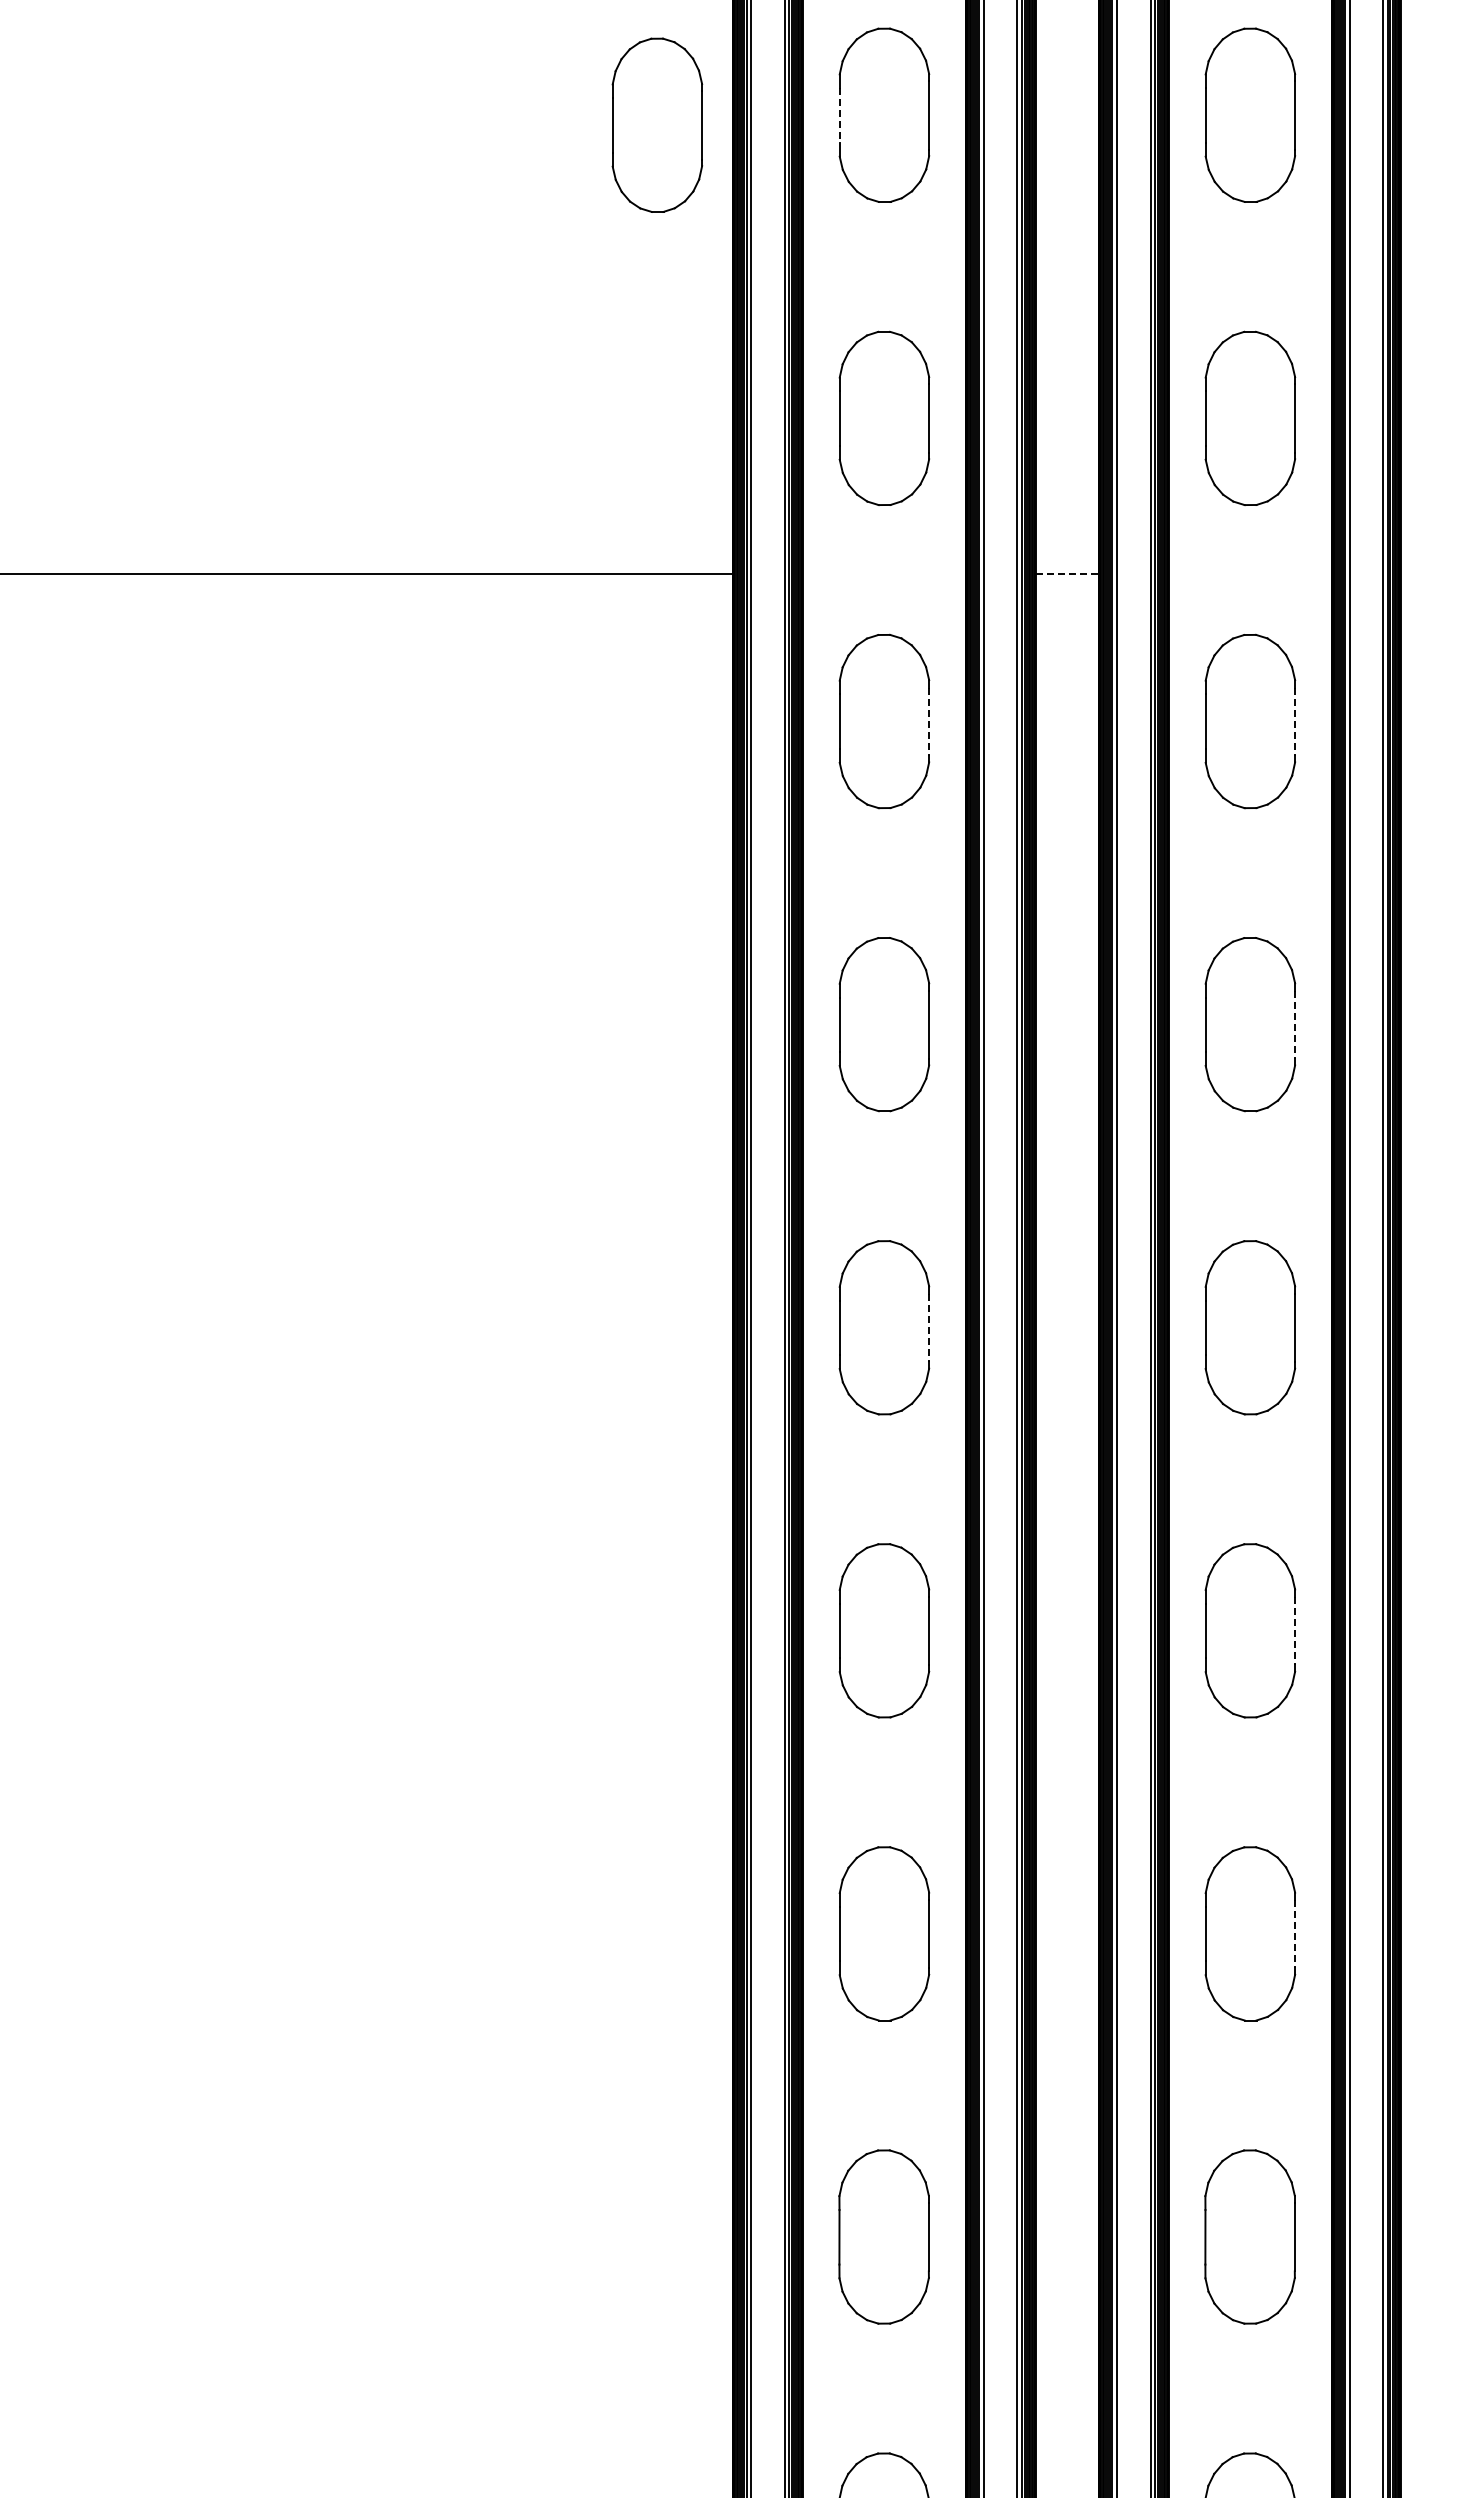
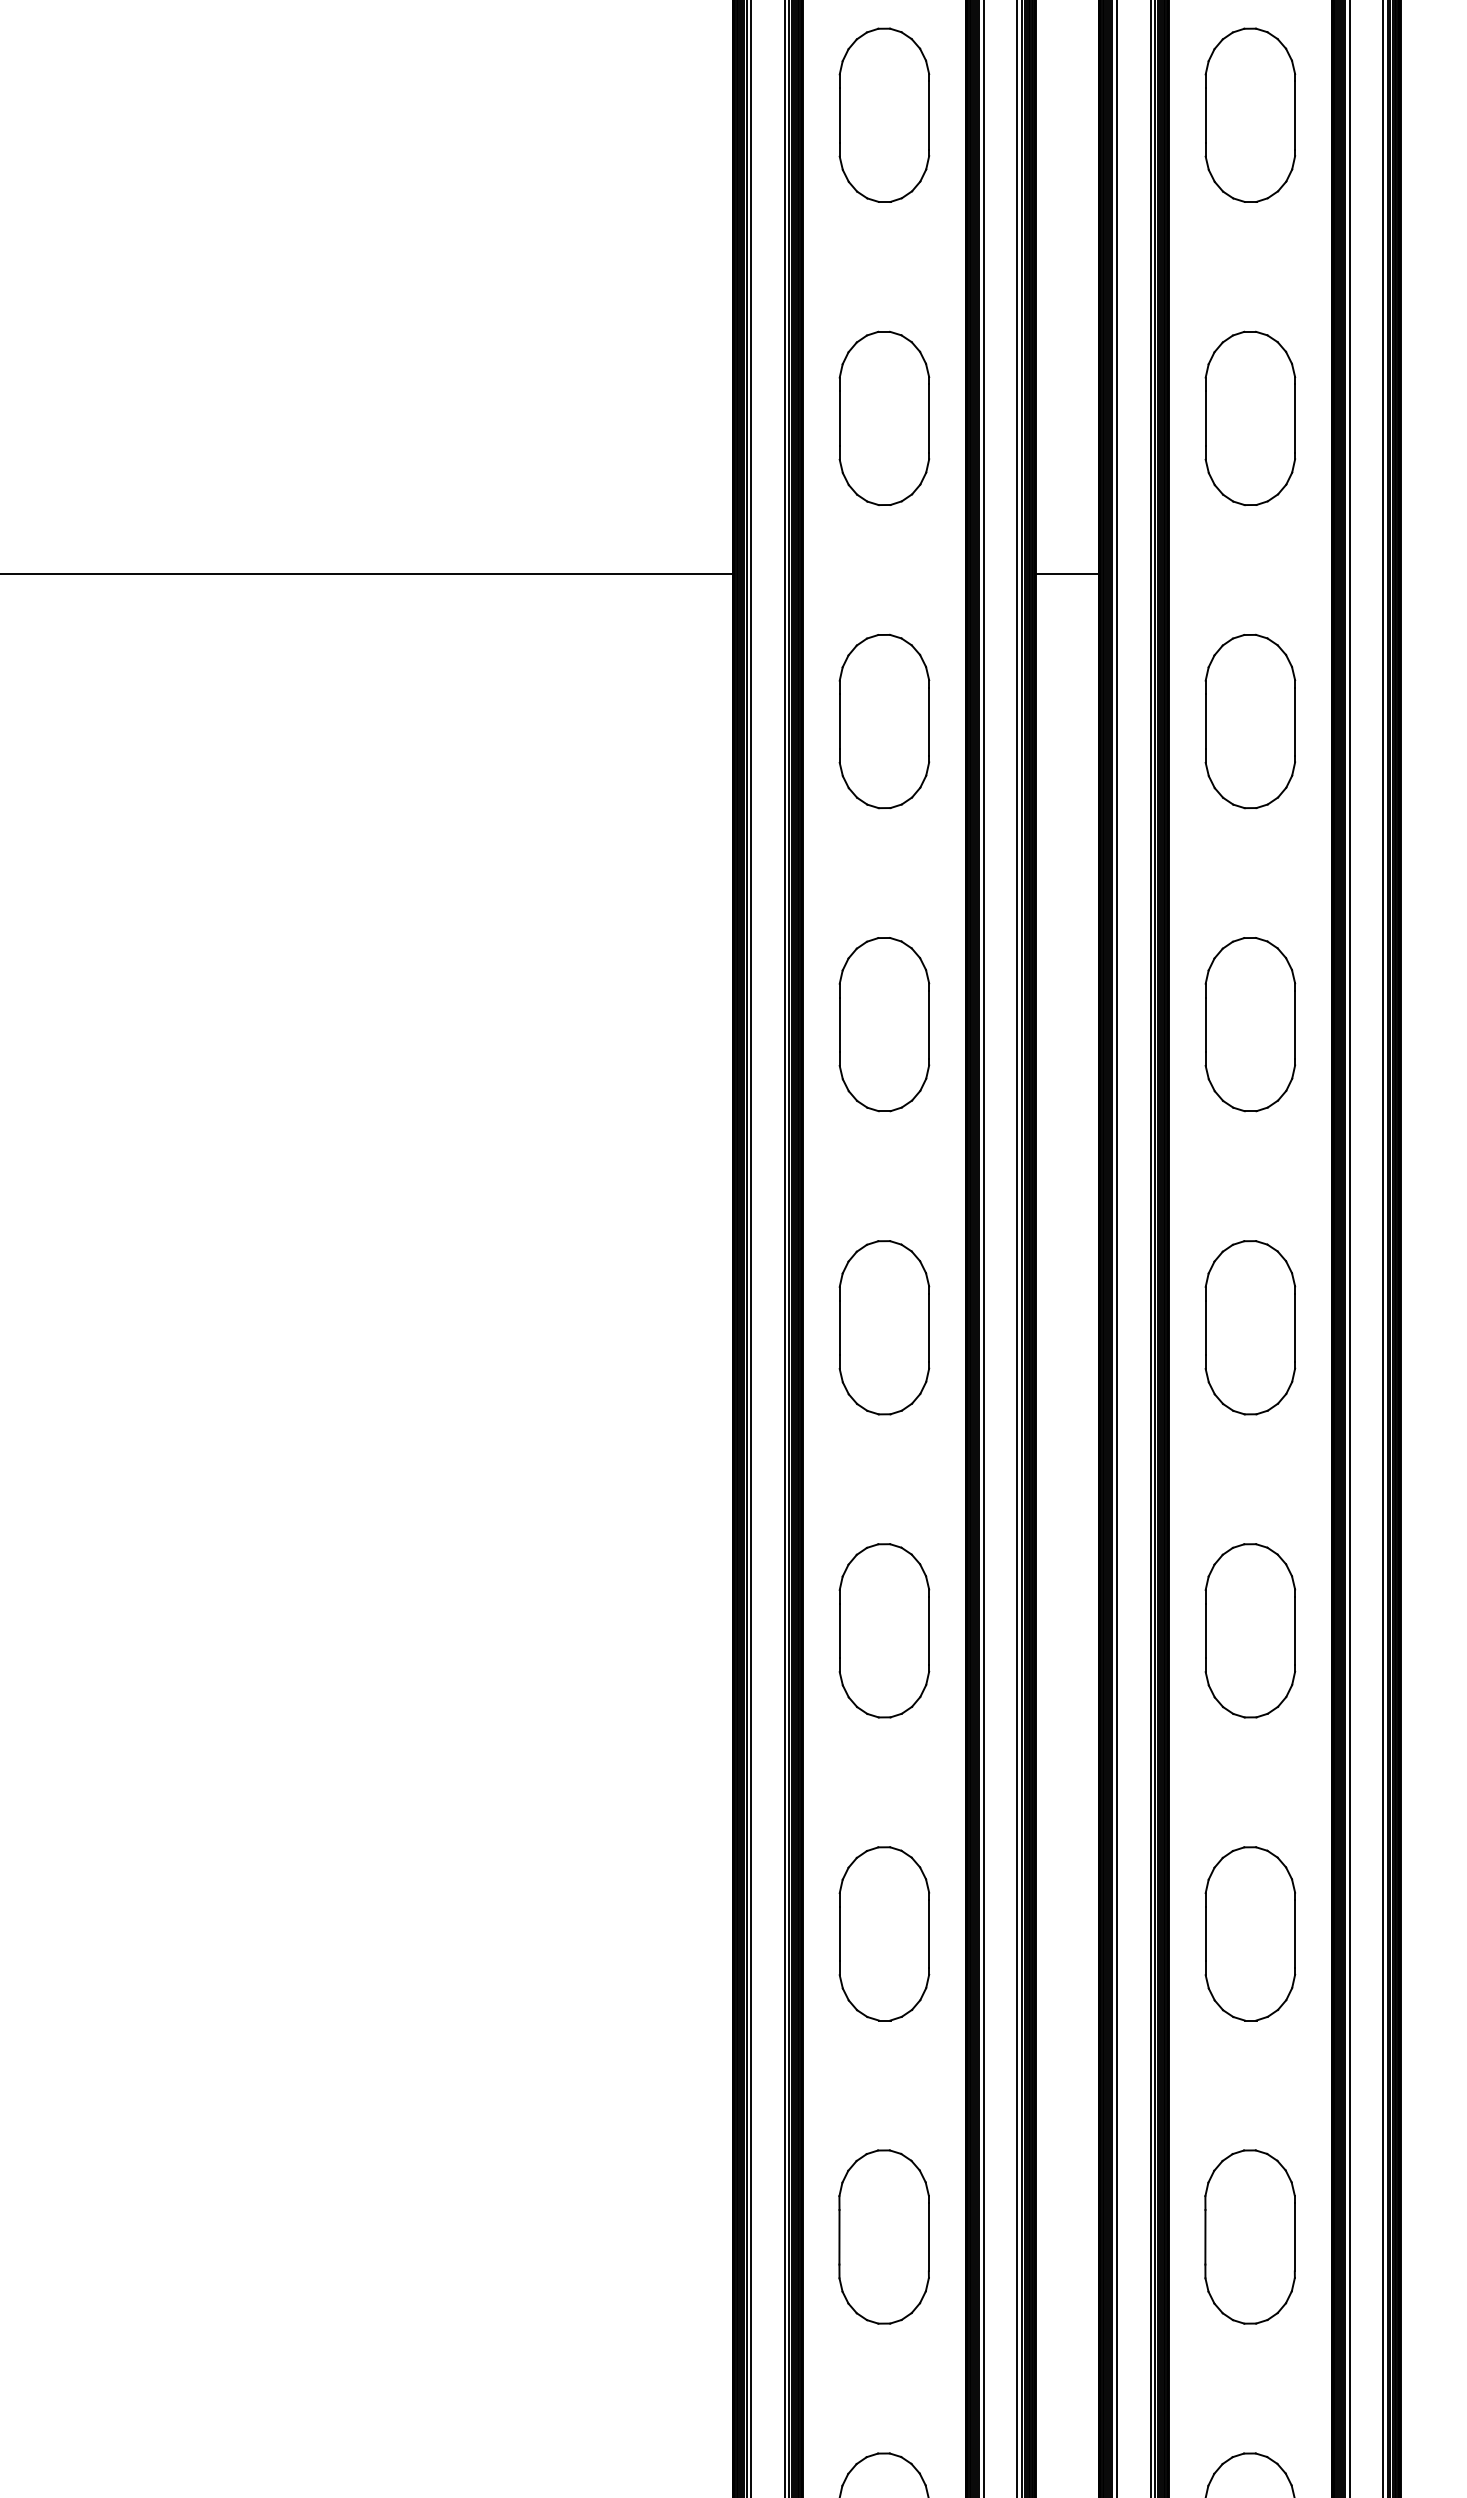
line: dashed -> solid (839, 116)
part: present -> none (657, 124)
line: dashed -> solid (1067, 574)
line: dashed -> solid (929, 722)
line: dashed -> solid (1295, 722)
line: dashed -> solid (1295, 1025)
line: dashed -> solid (929, 1328)
line: dashed -> solid (1295, 1631)
line: dashed -> solid (1295, 1934)
